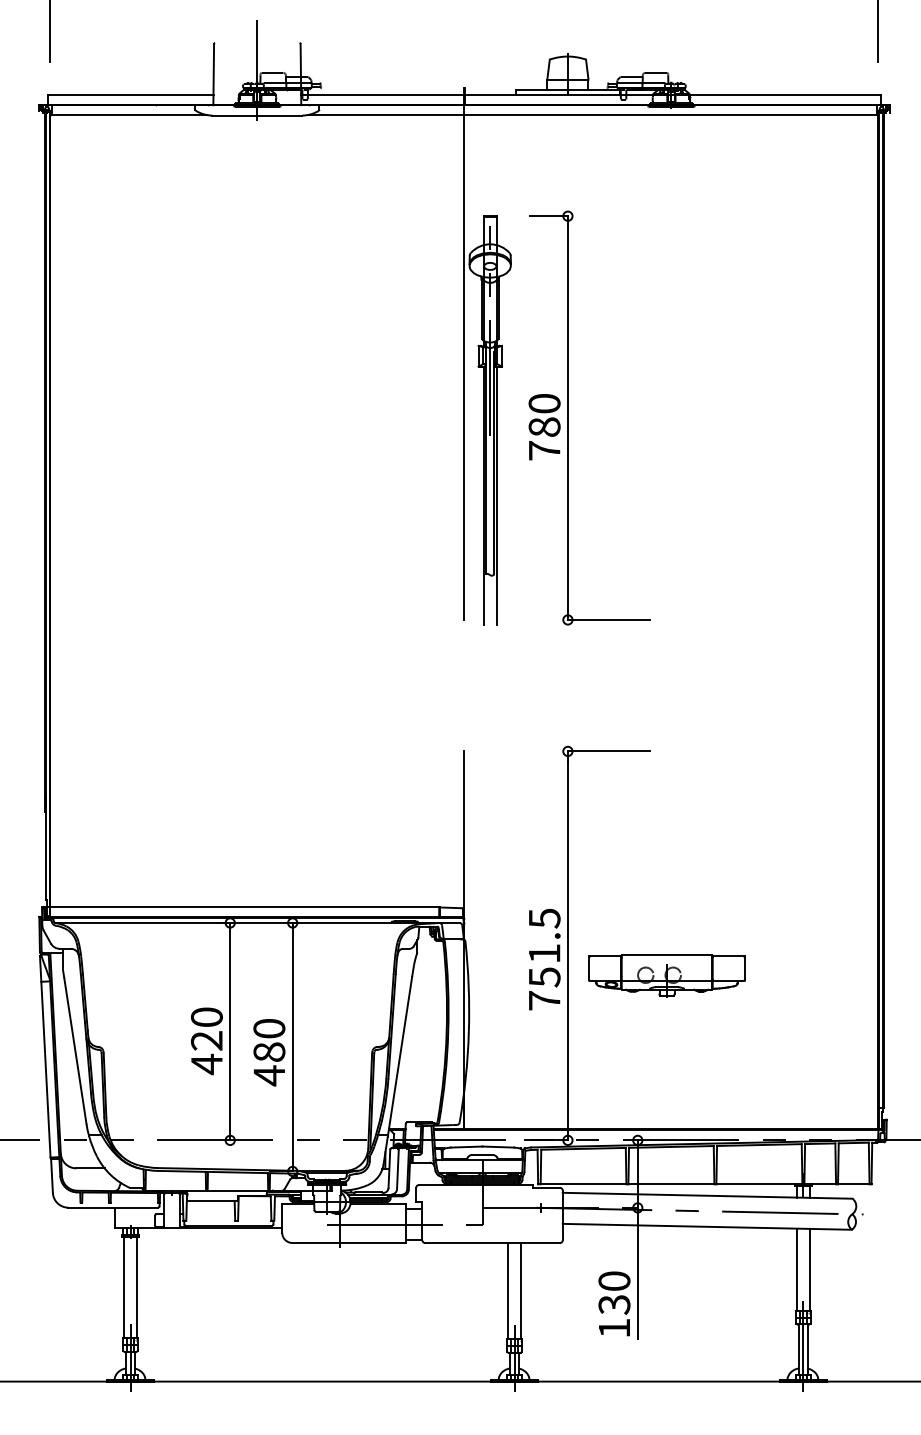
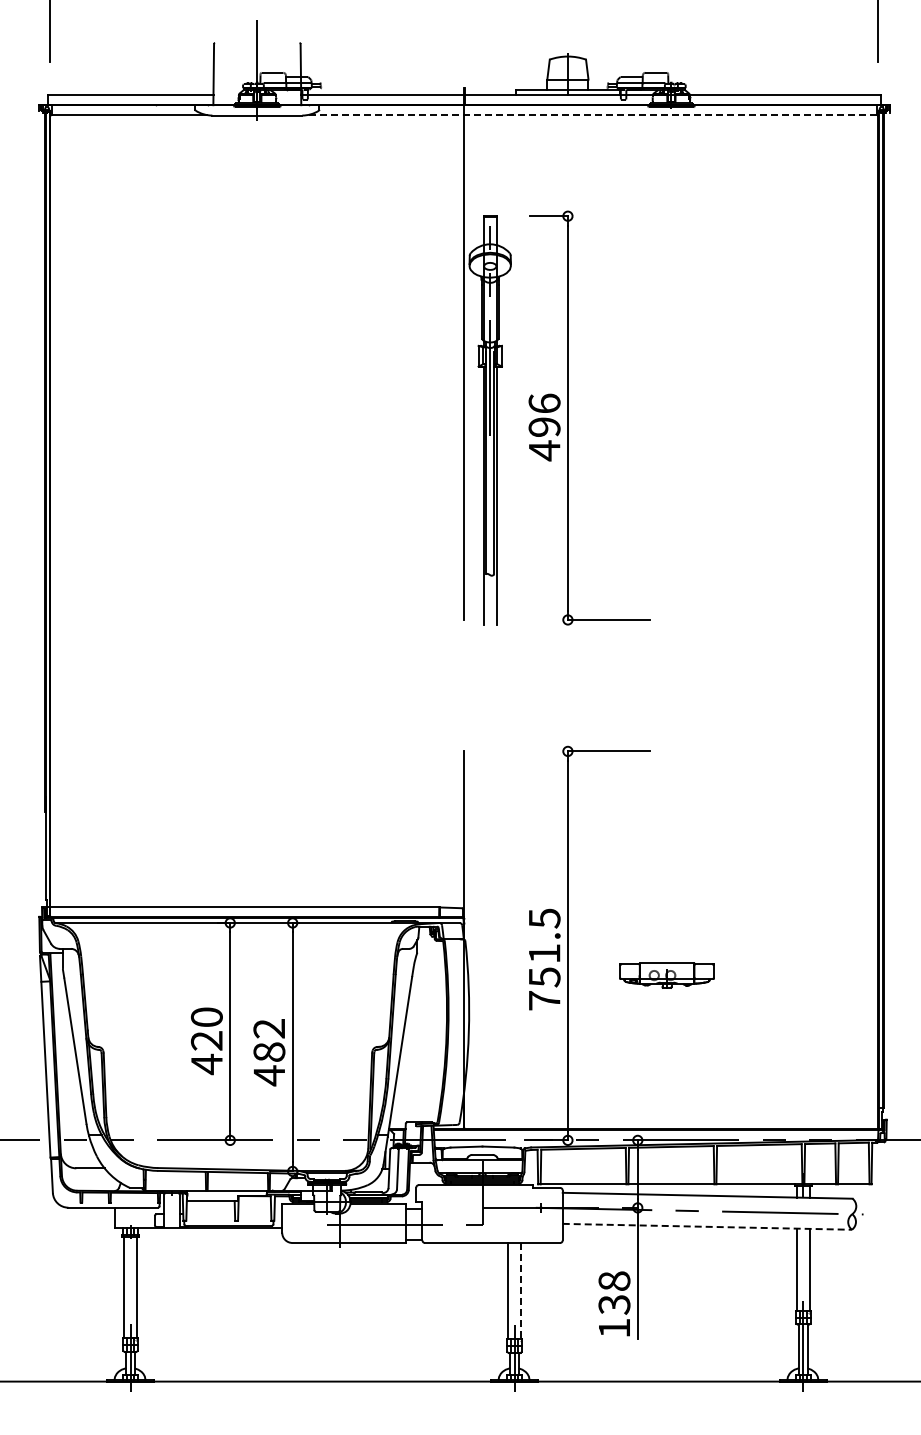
line: solid -> dashed (592, 115)
text: 780 -> 496 (544, 427)
part size: 158x44 px -> 96x27 px (666, 975)
text: 480 -> 482 (269, 1028)
line: solid -> dashed (707, 1226)
text: 130 -> 138 (614, 1280)
line: solid -> dashed (521, 1291)
